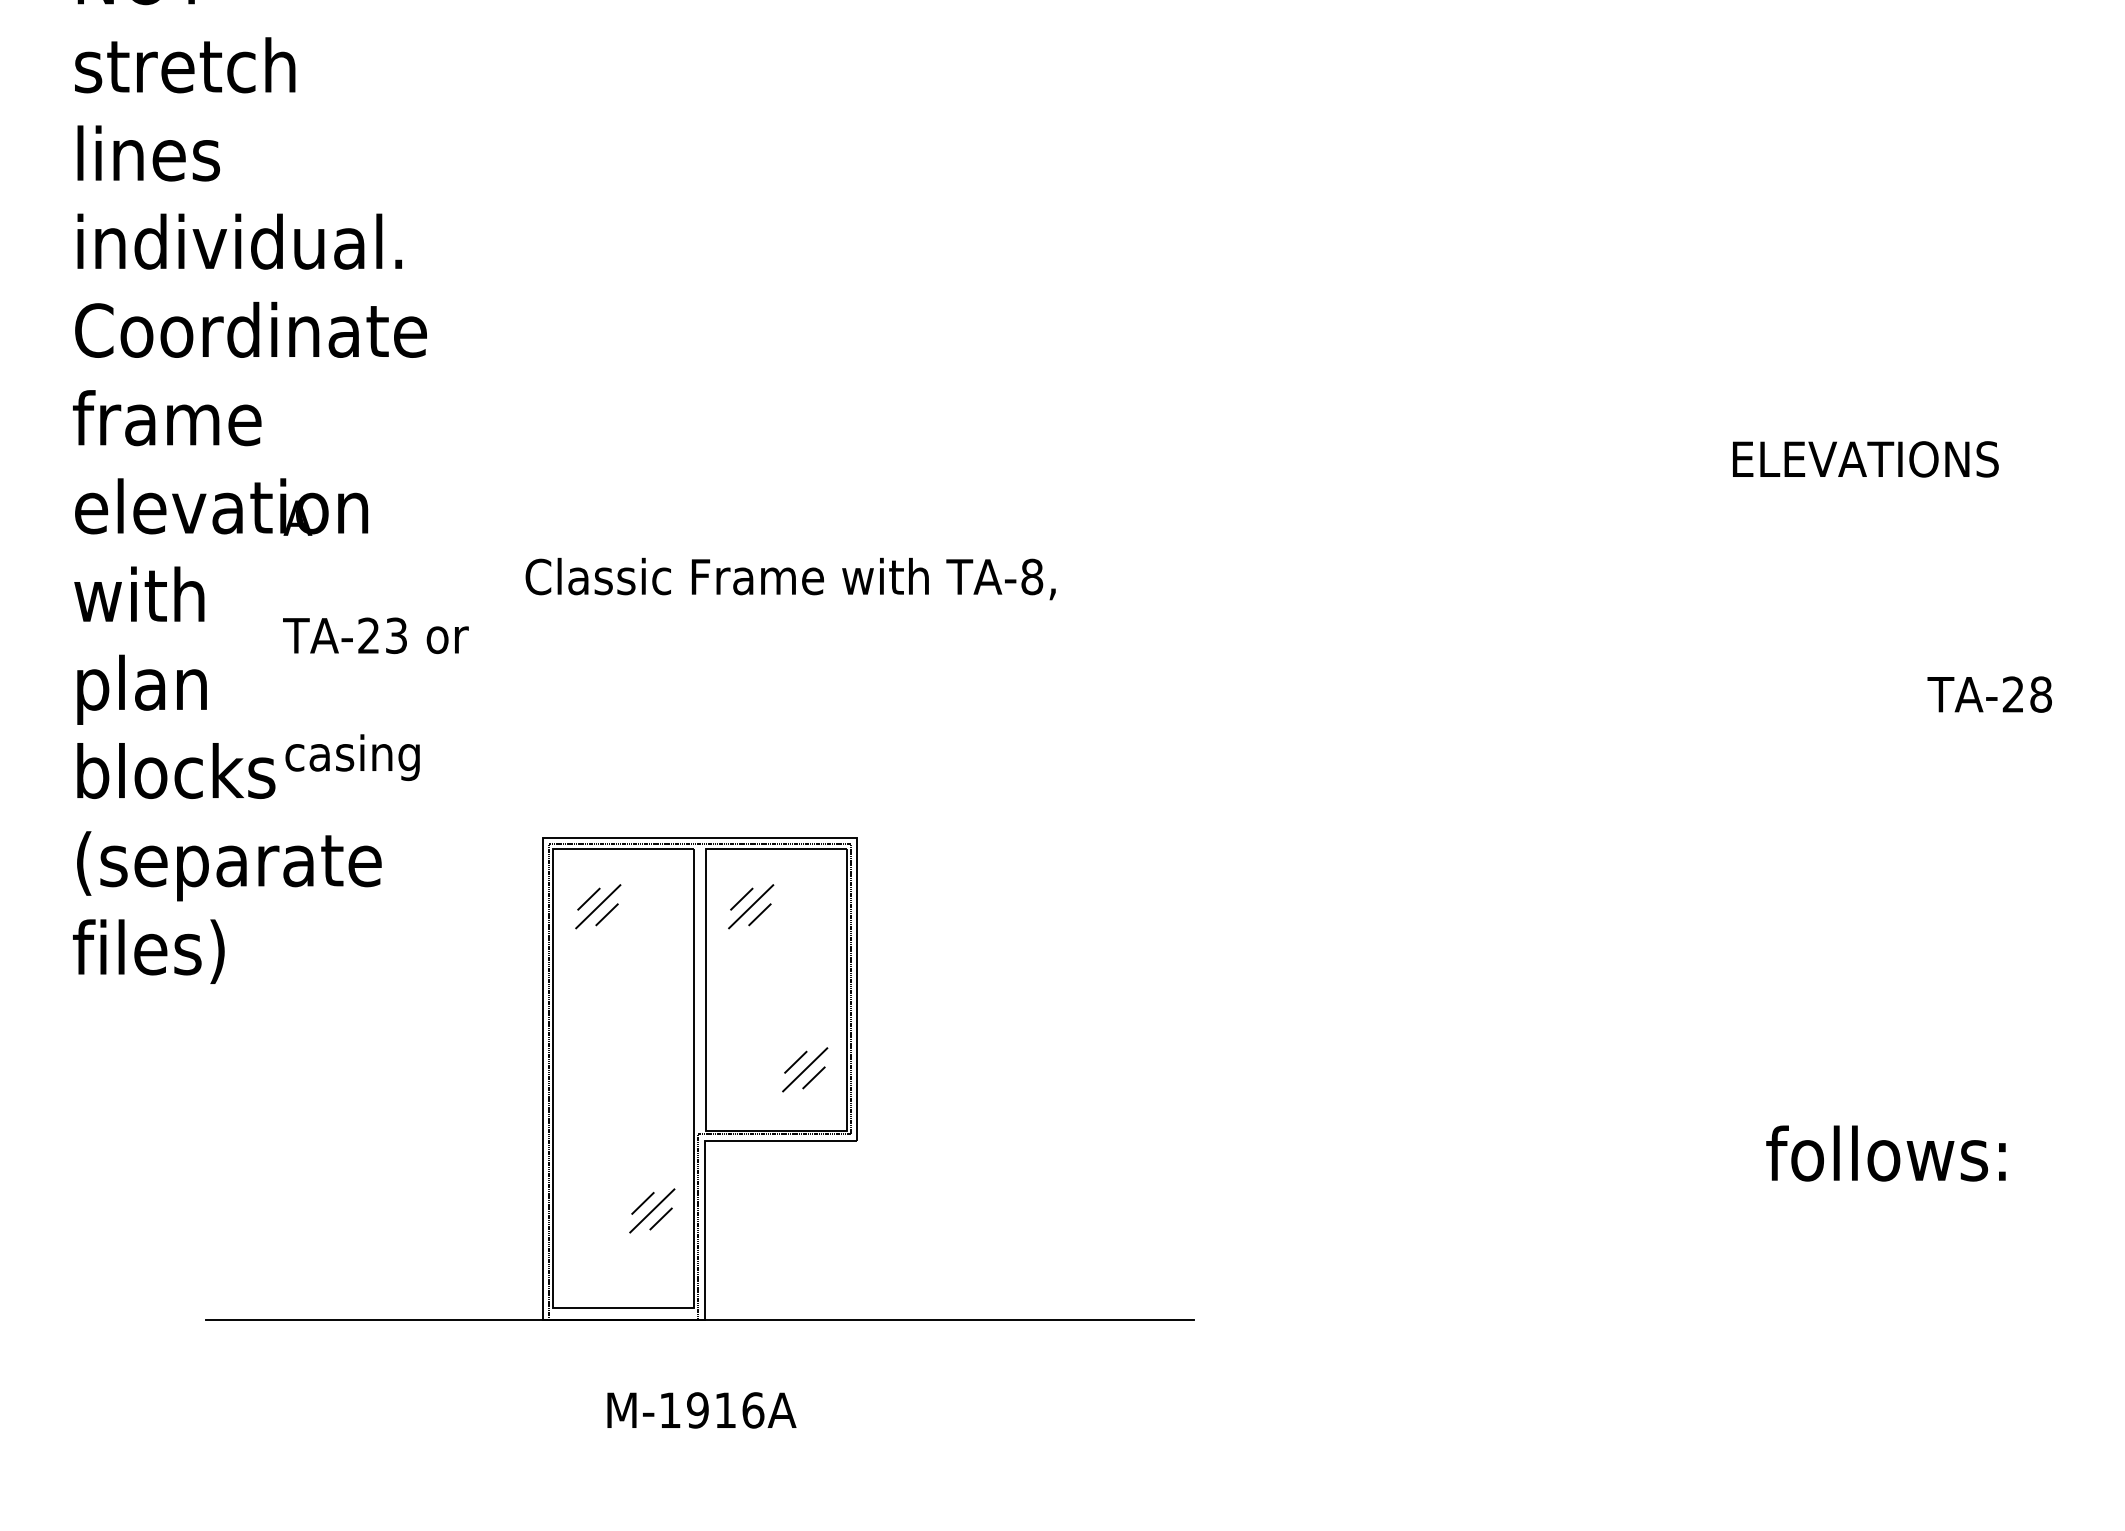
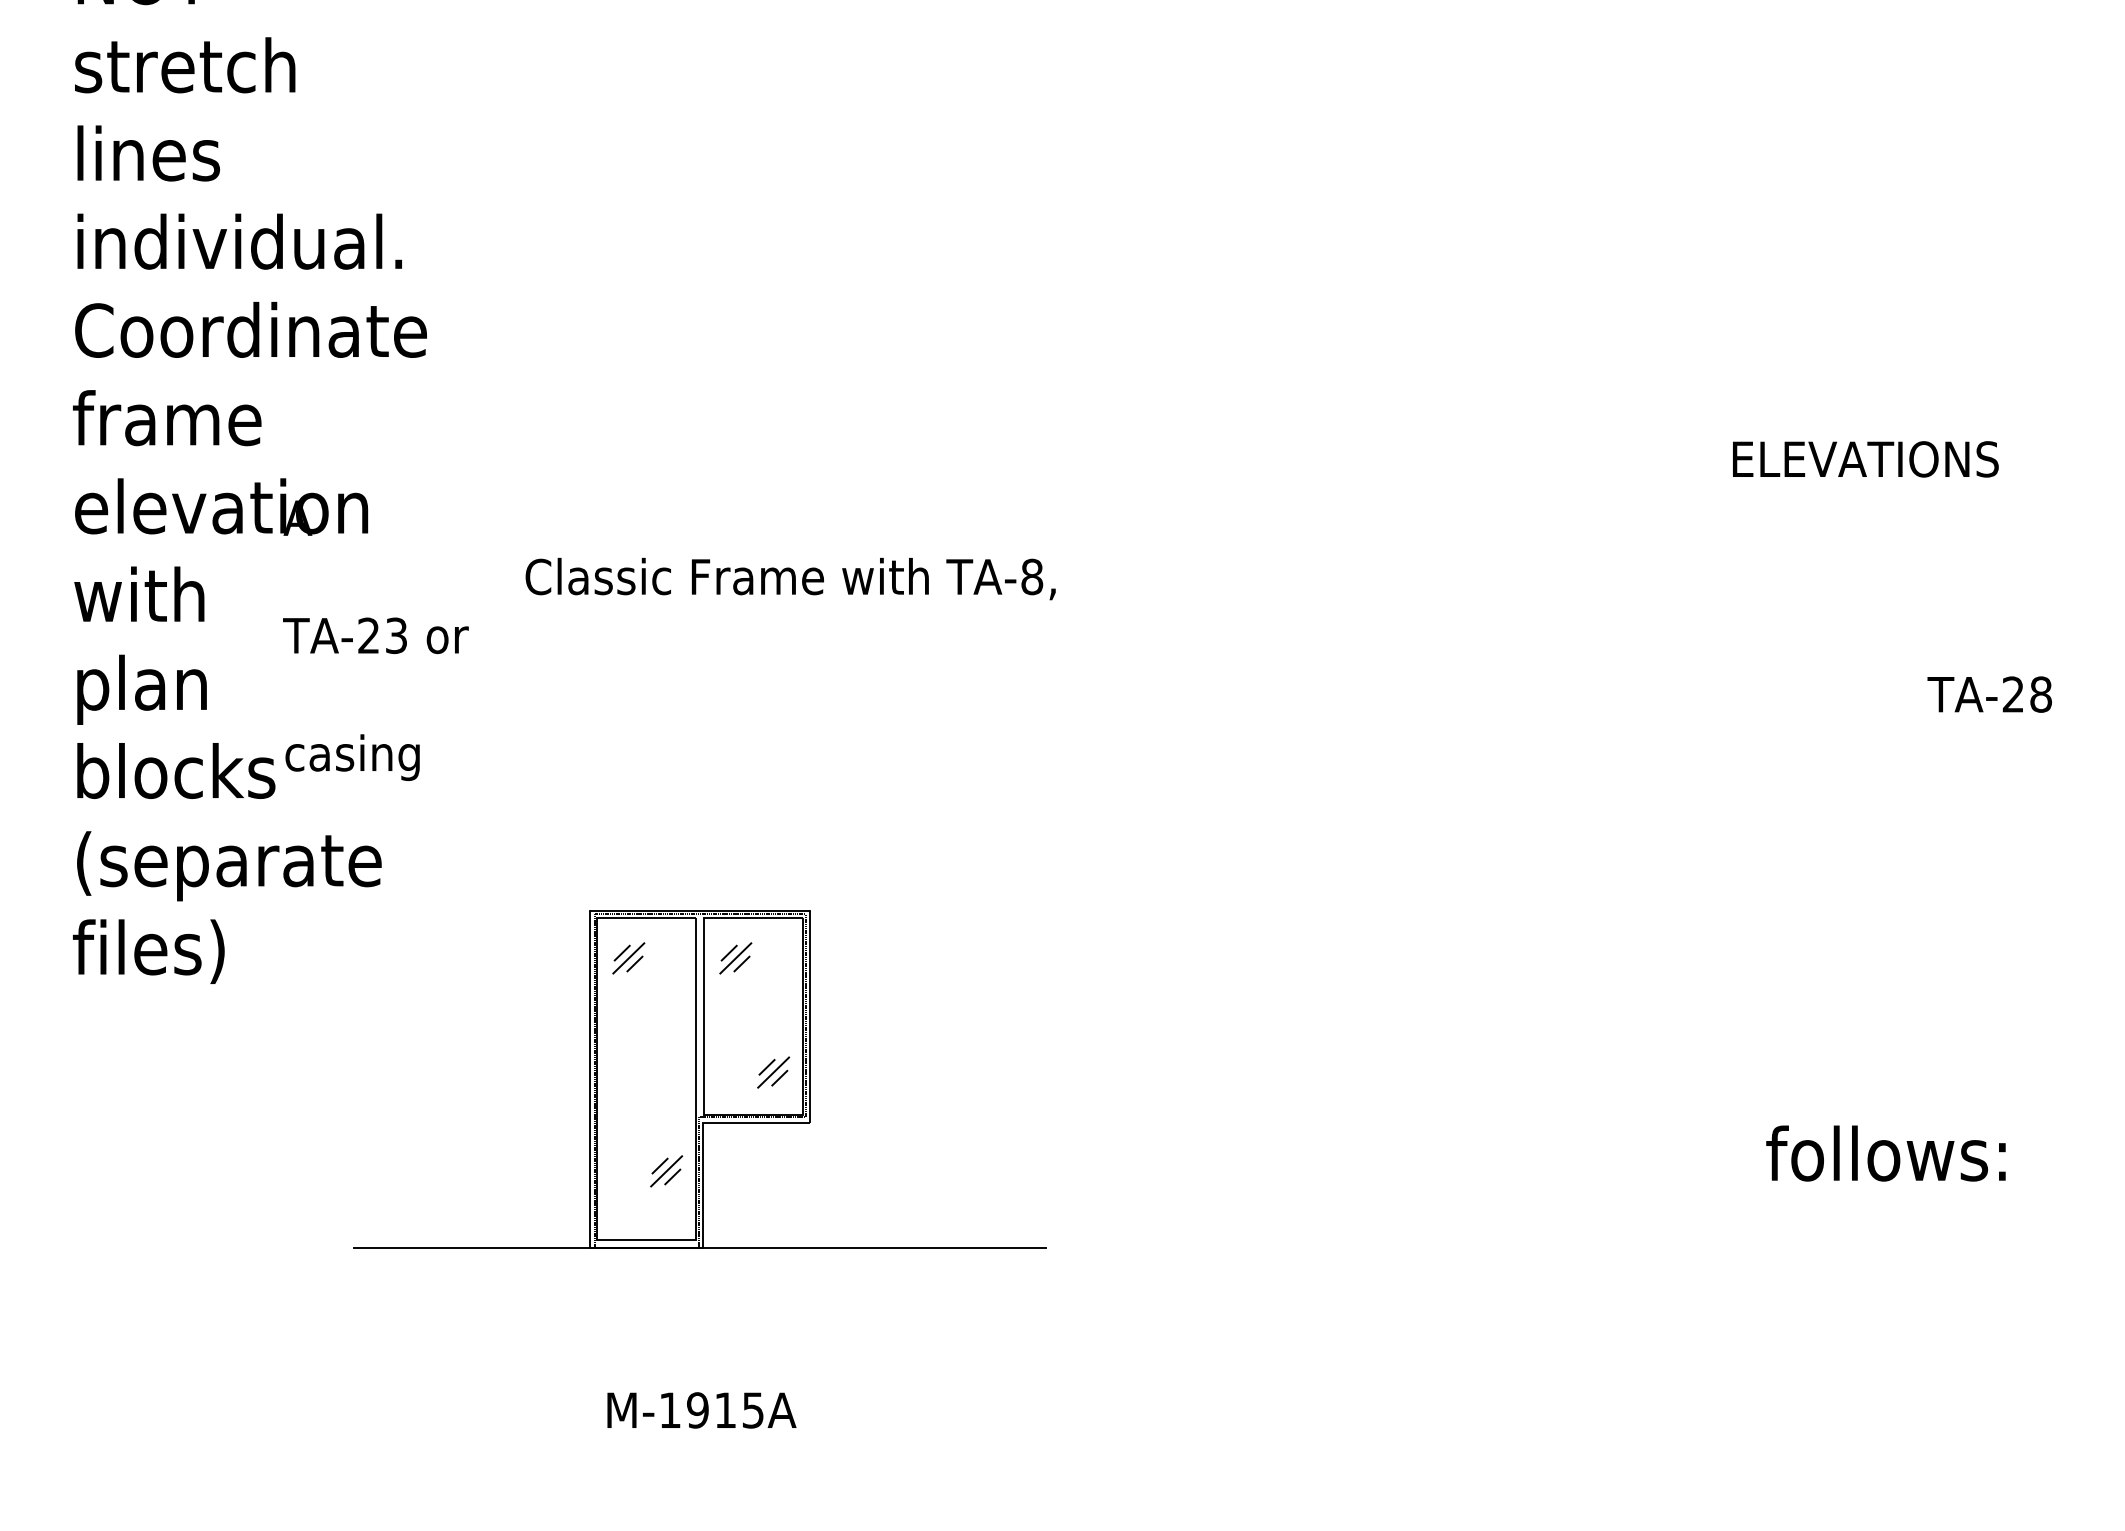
part size: 990x484 px -> 694x339 px (699, 1079)
text: M-1916A -> M-1915A (753, 1410)
